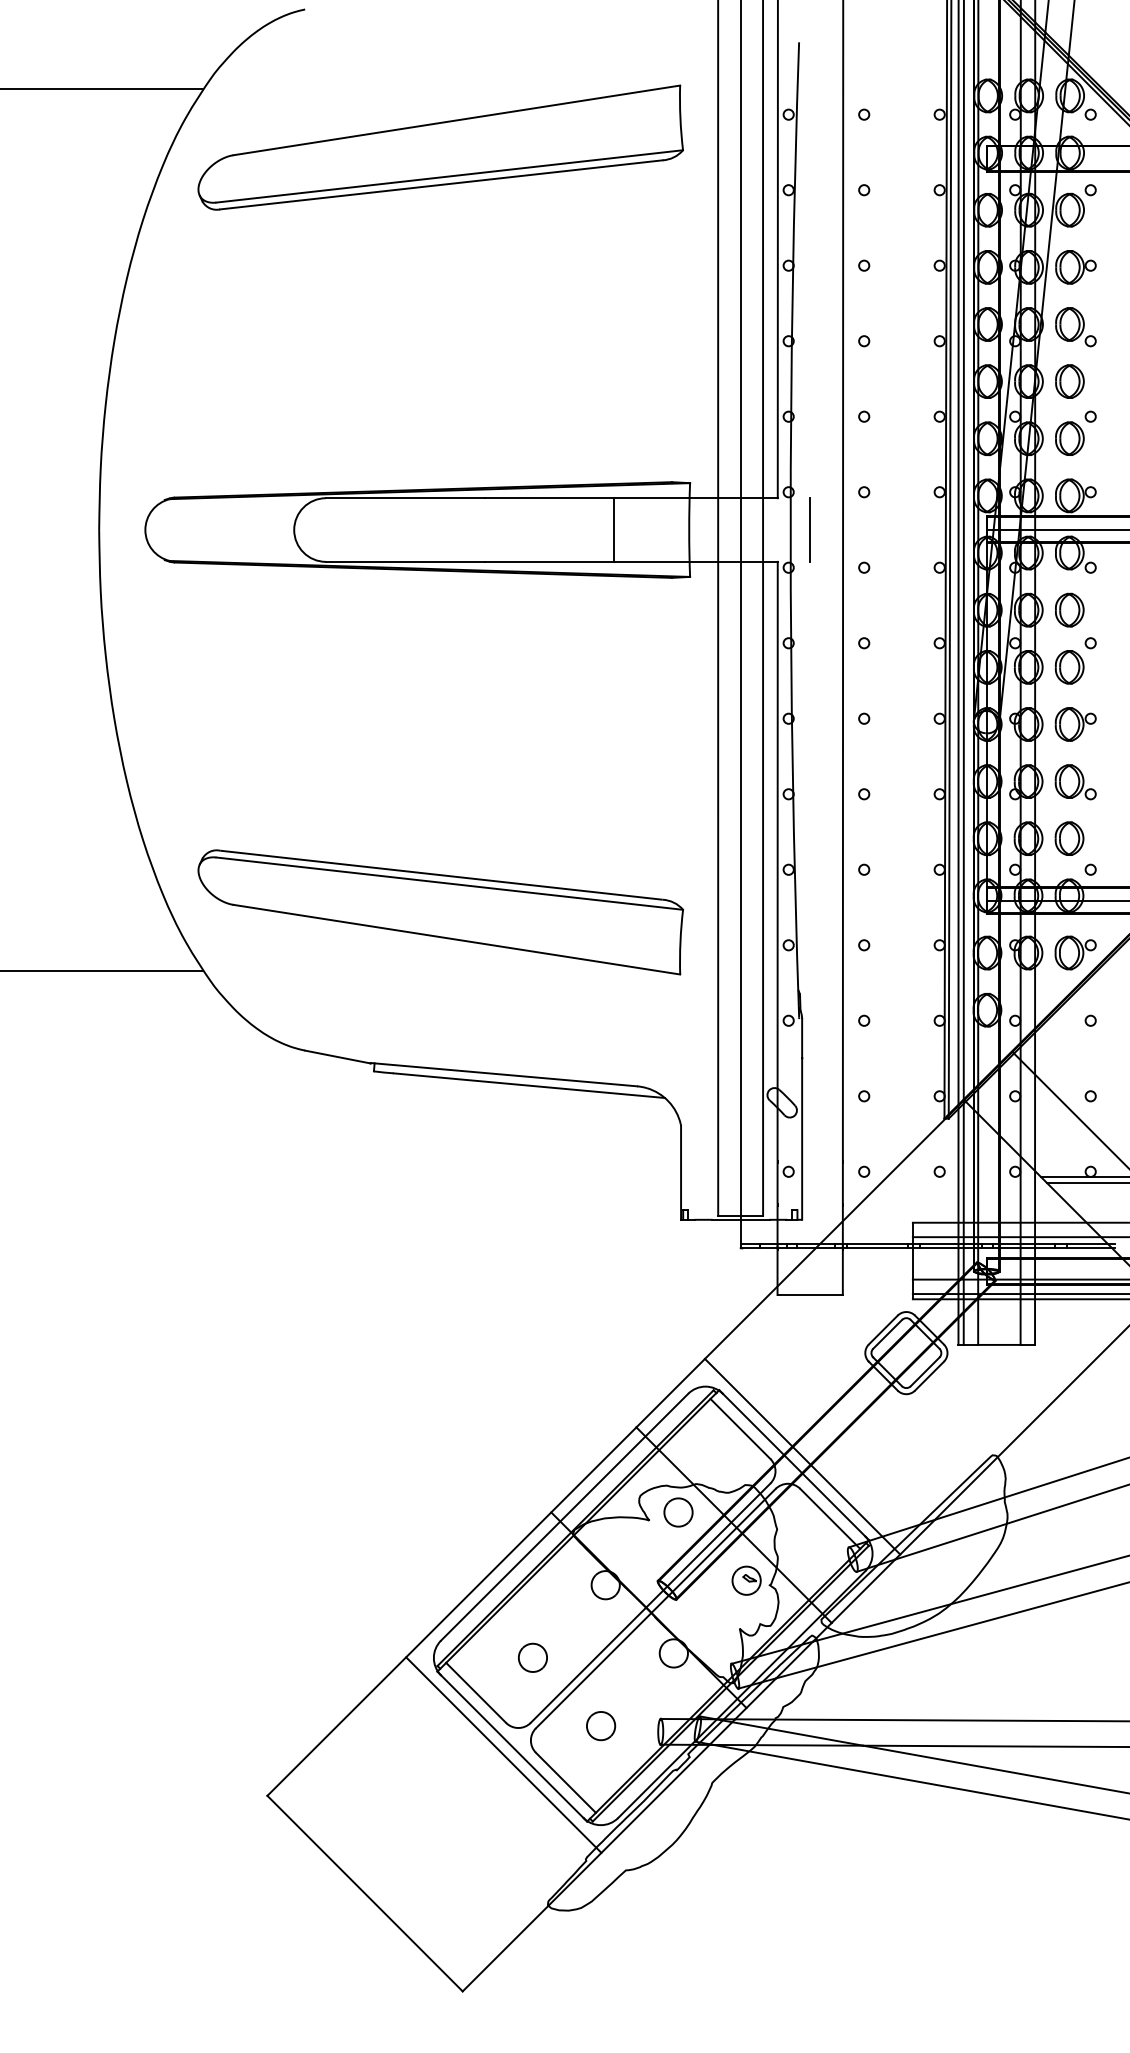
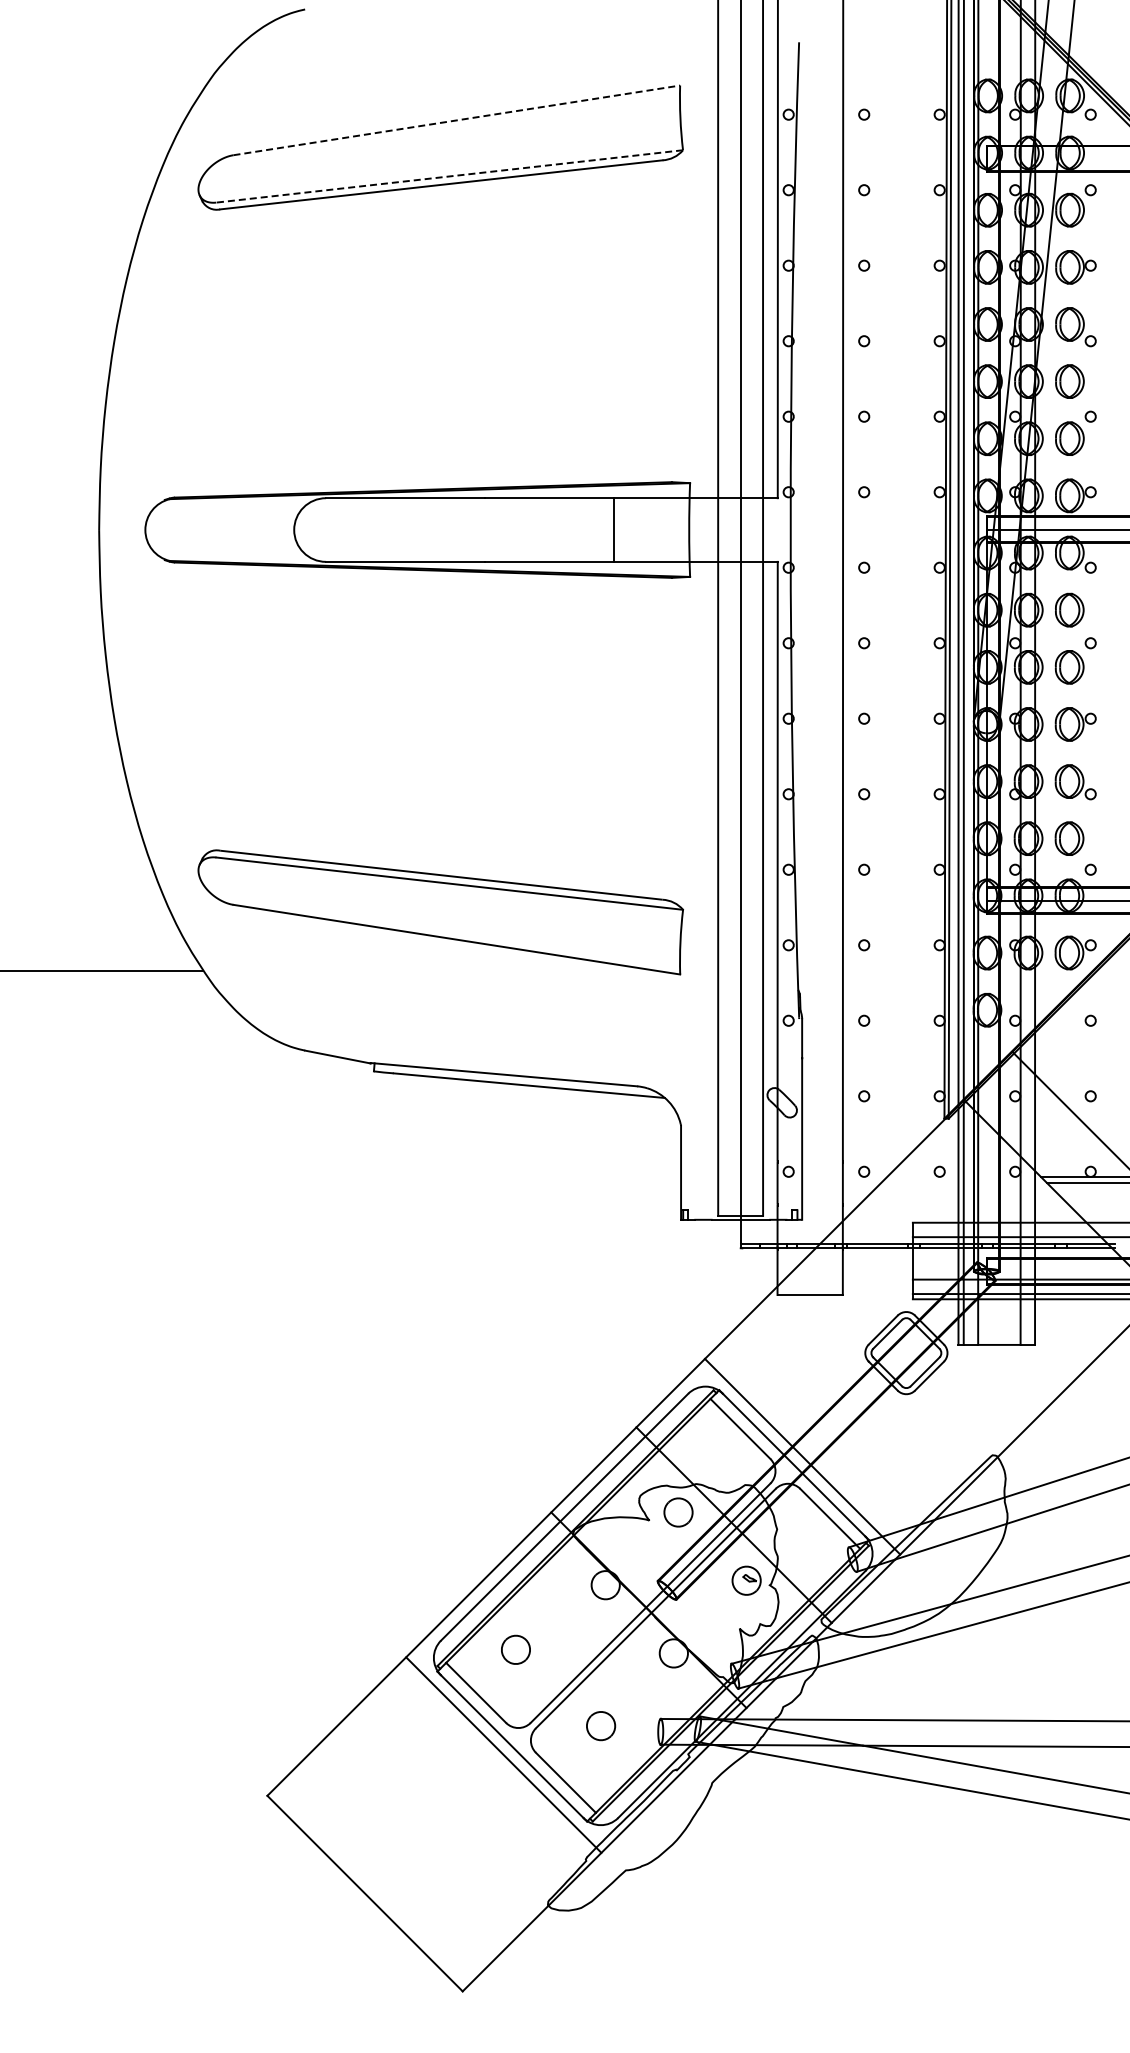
line: present -> none (102, 89)
line: solid -> dashed (457, 120)
line: solid -> dashed (449, 176)
line: present -> none (810, 529)
part position: (532, 1657) -> (515, 1649) (515, 1649)
